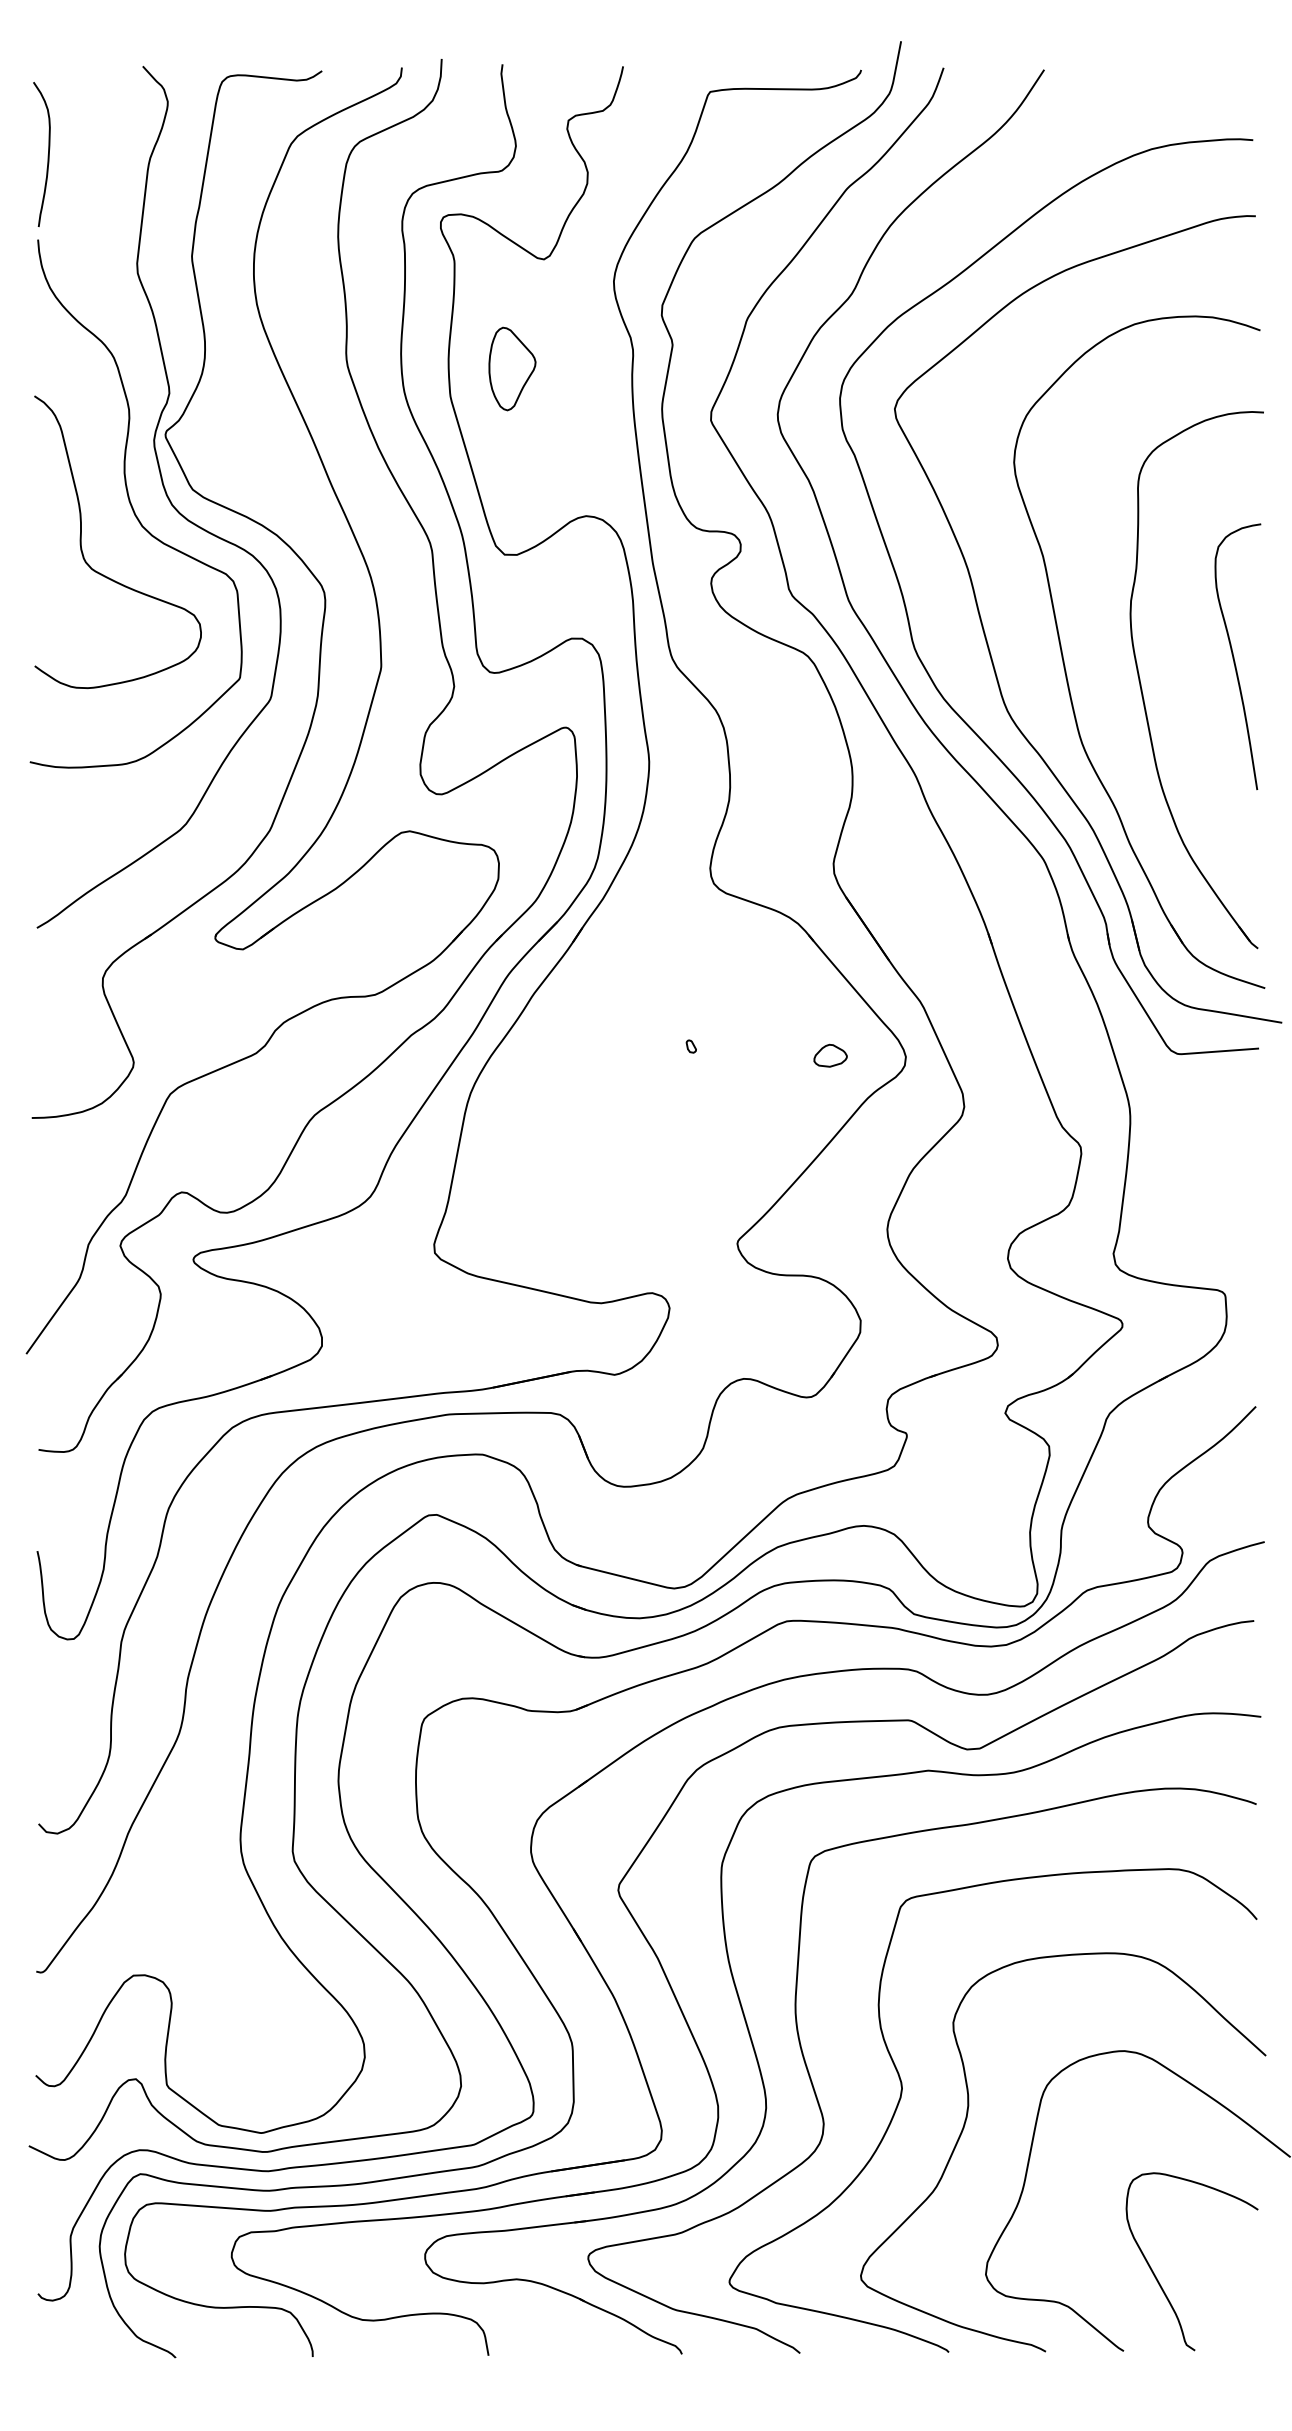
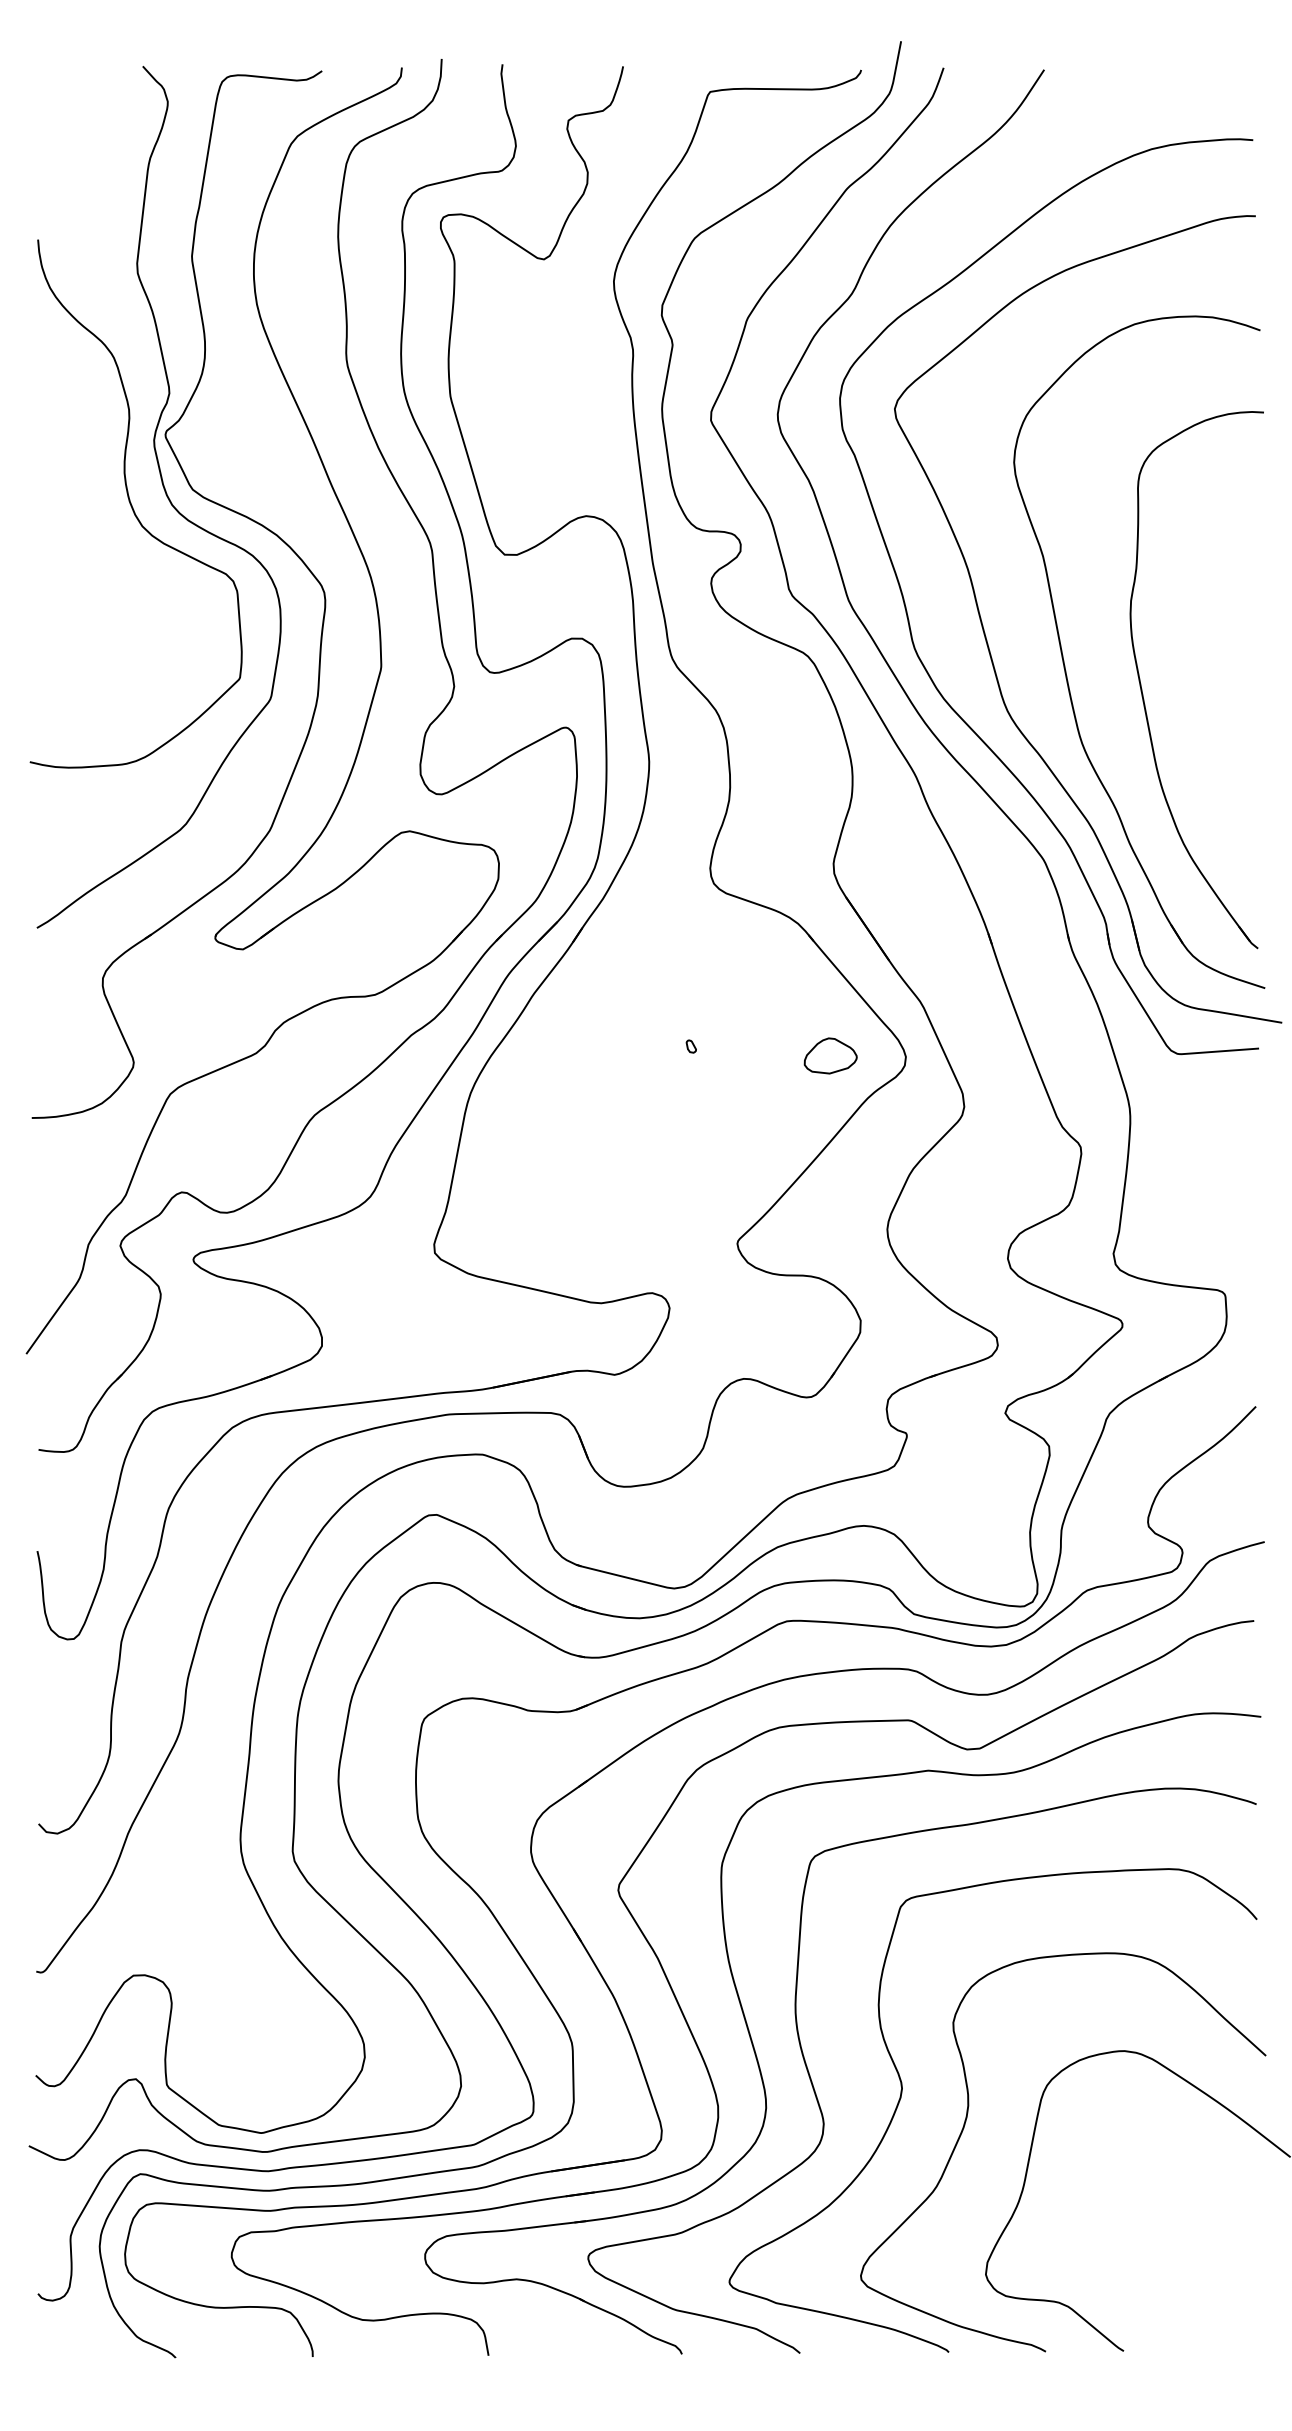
curve: present -> none (47, 155)
part: present -> none (512, 368)
curve: present -> none (101, 573)
curve: present -> none (1234, 656)
part size: 35x25 px -> 55x38 px (830, 1055)
curve: present -> none (1157, 2278)
